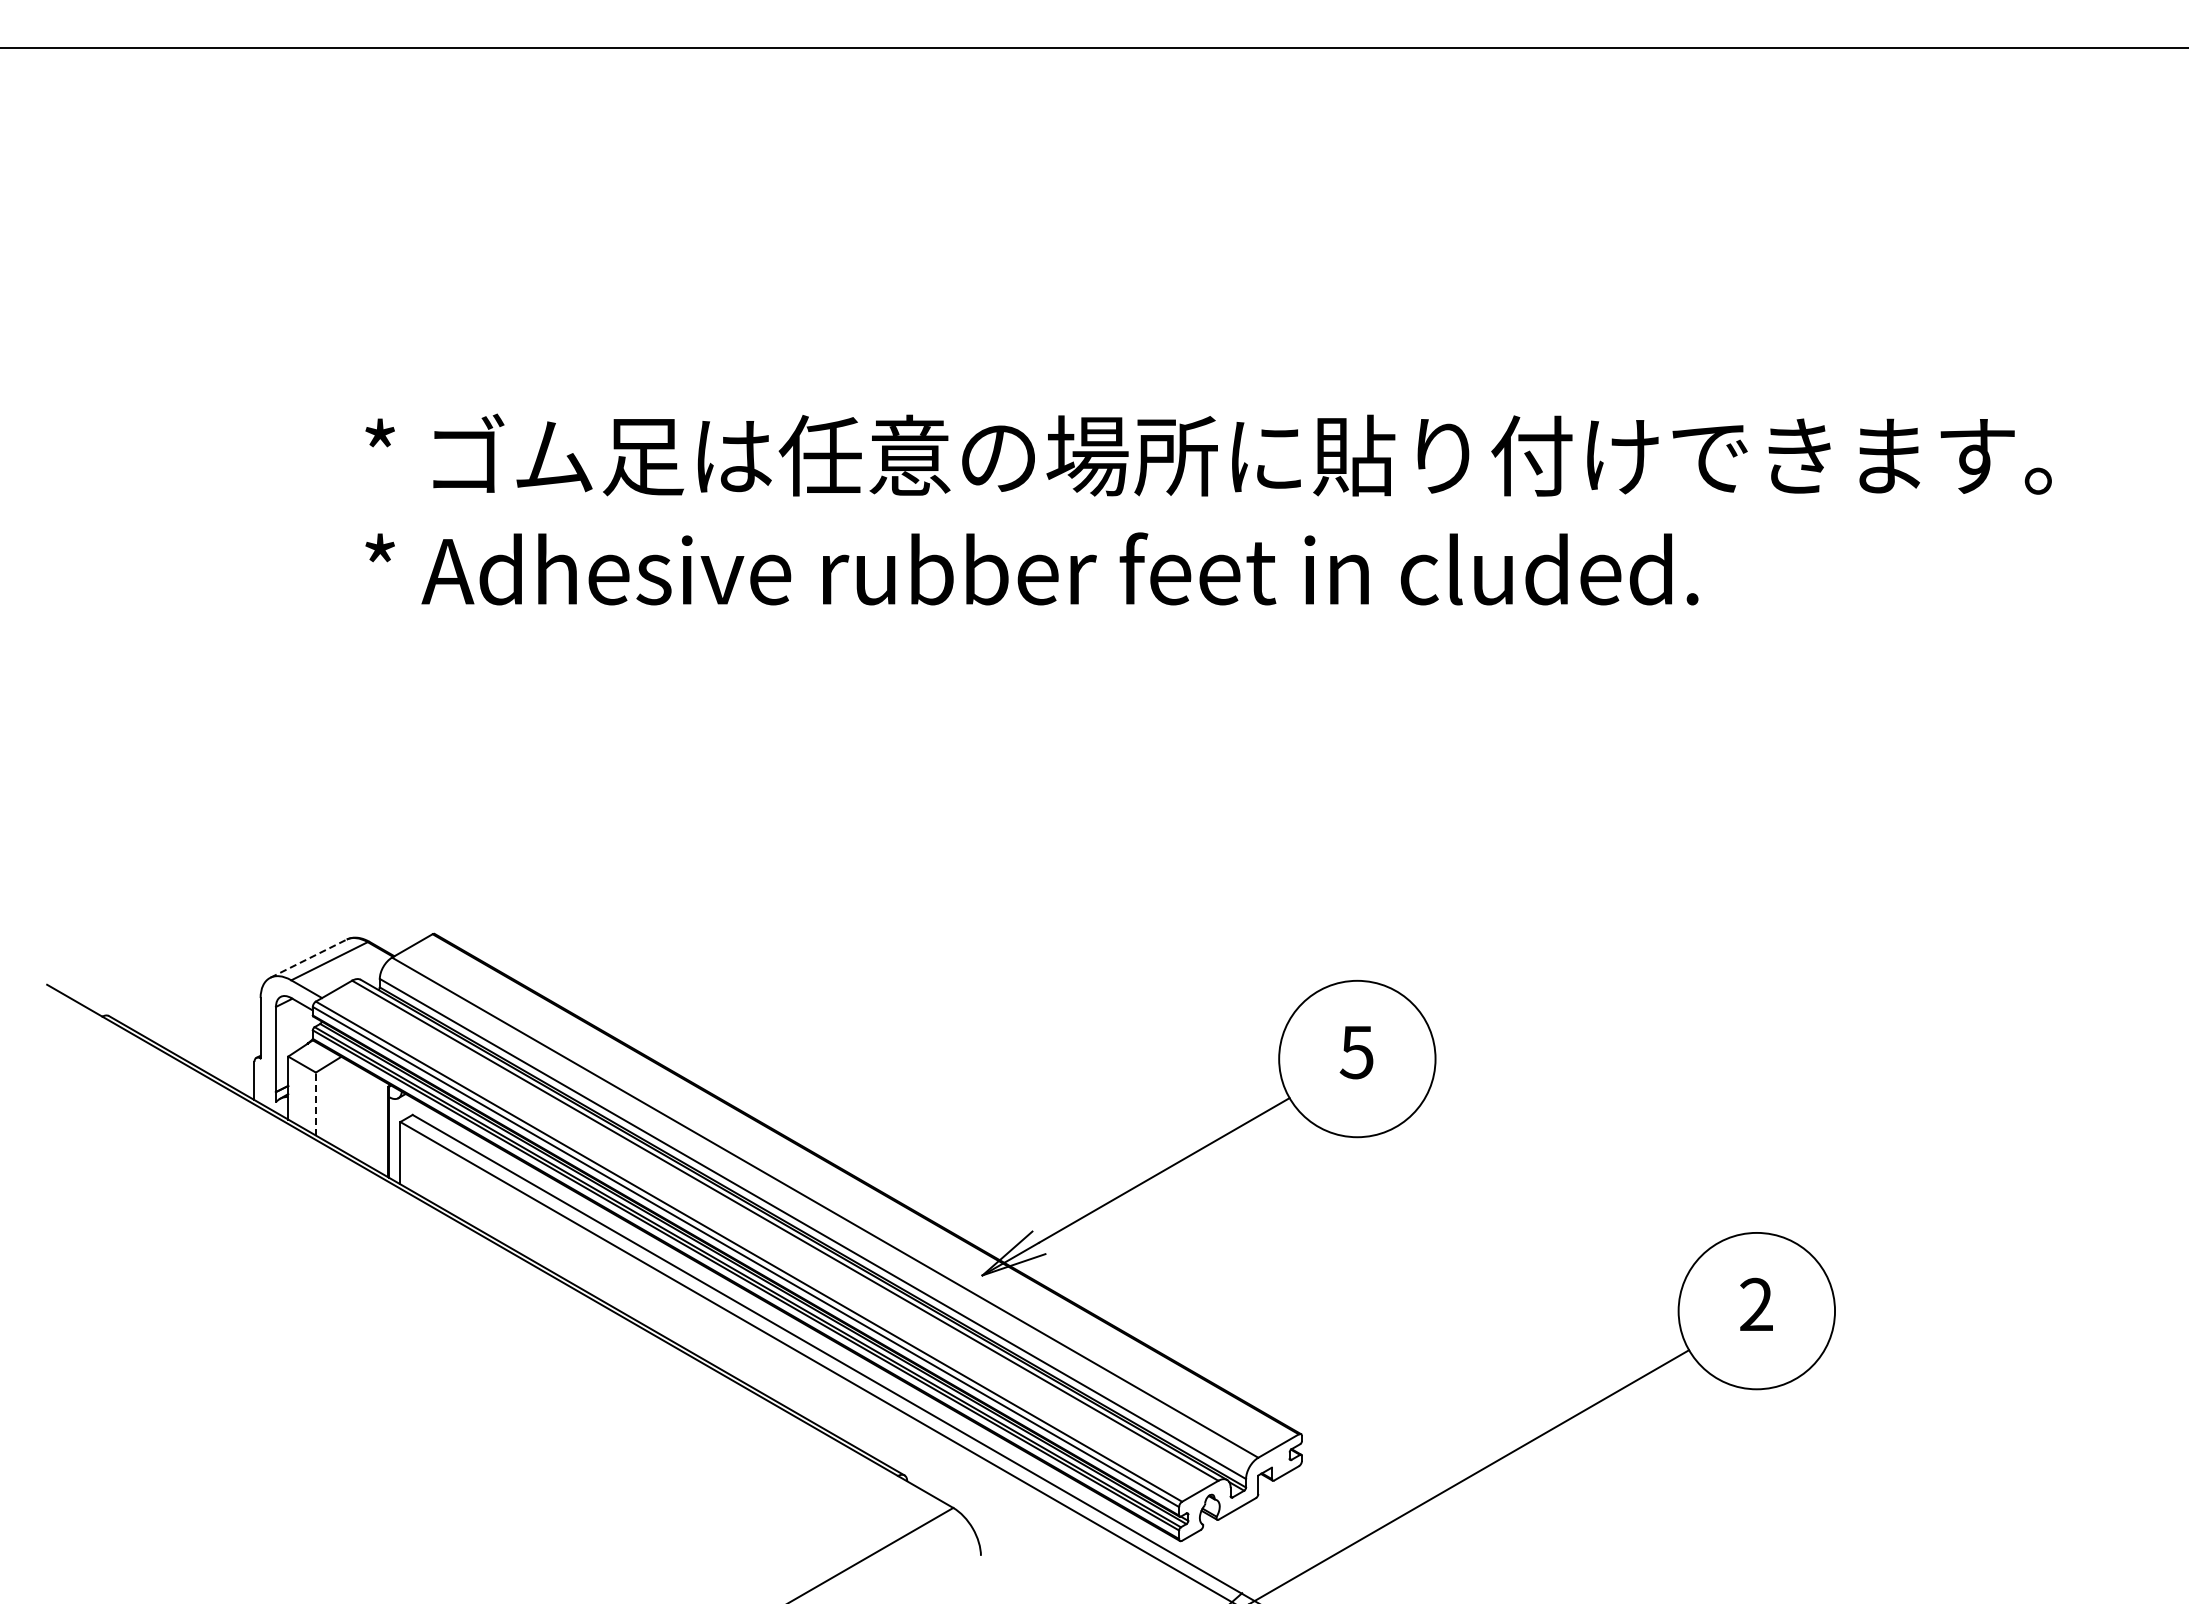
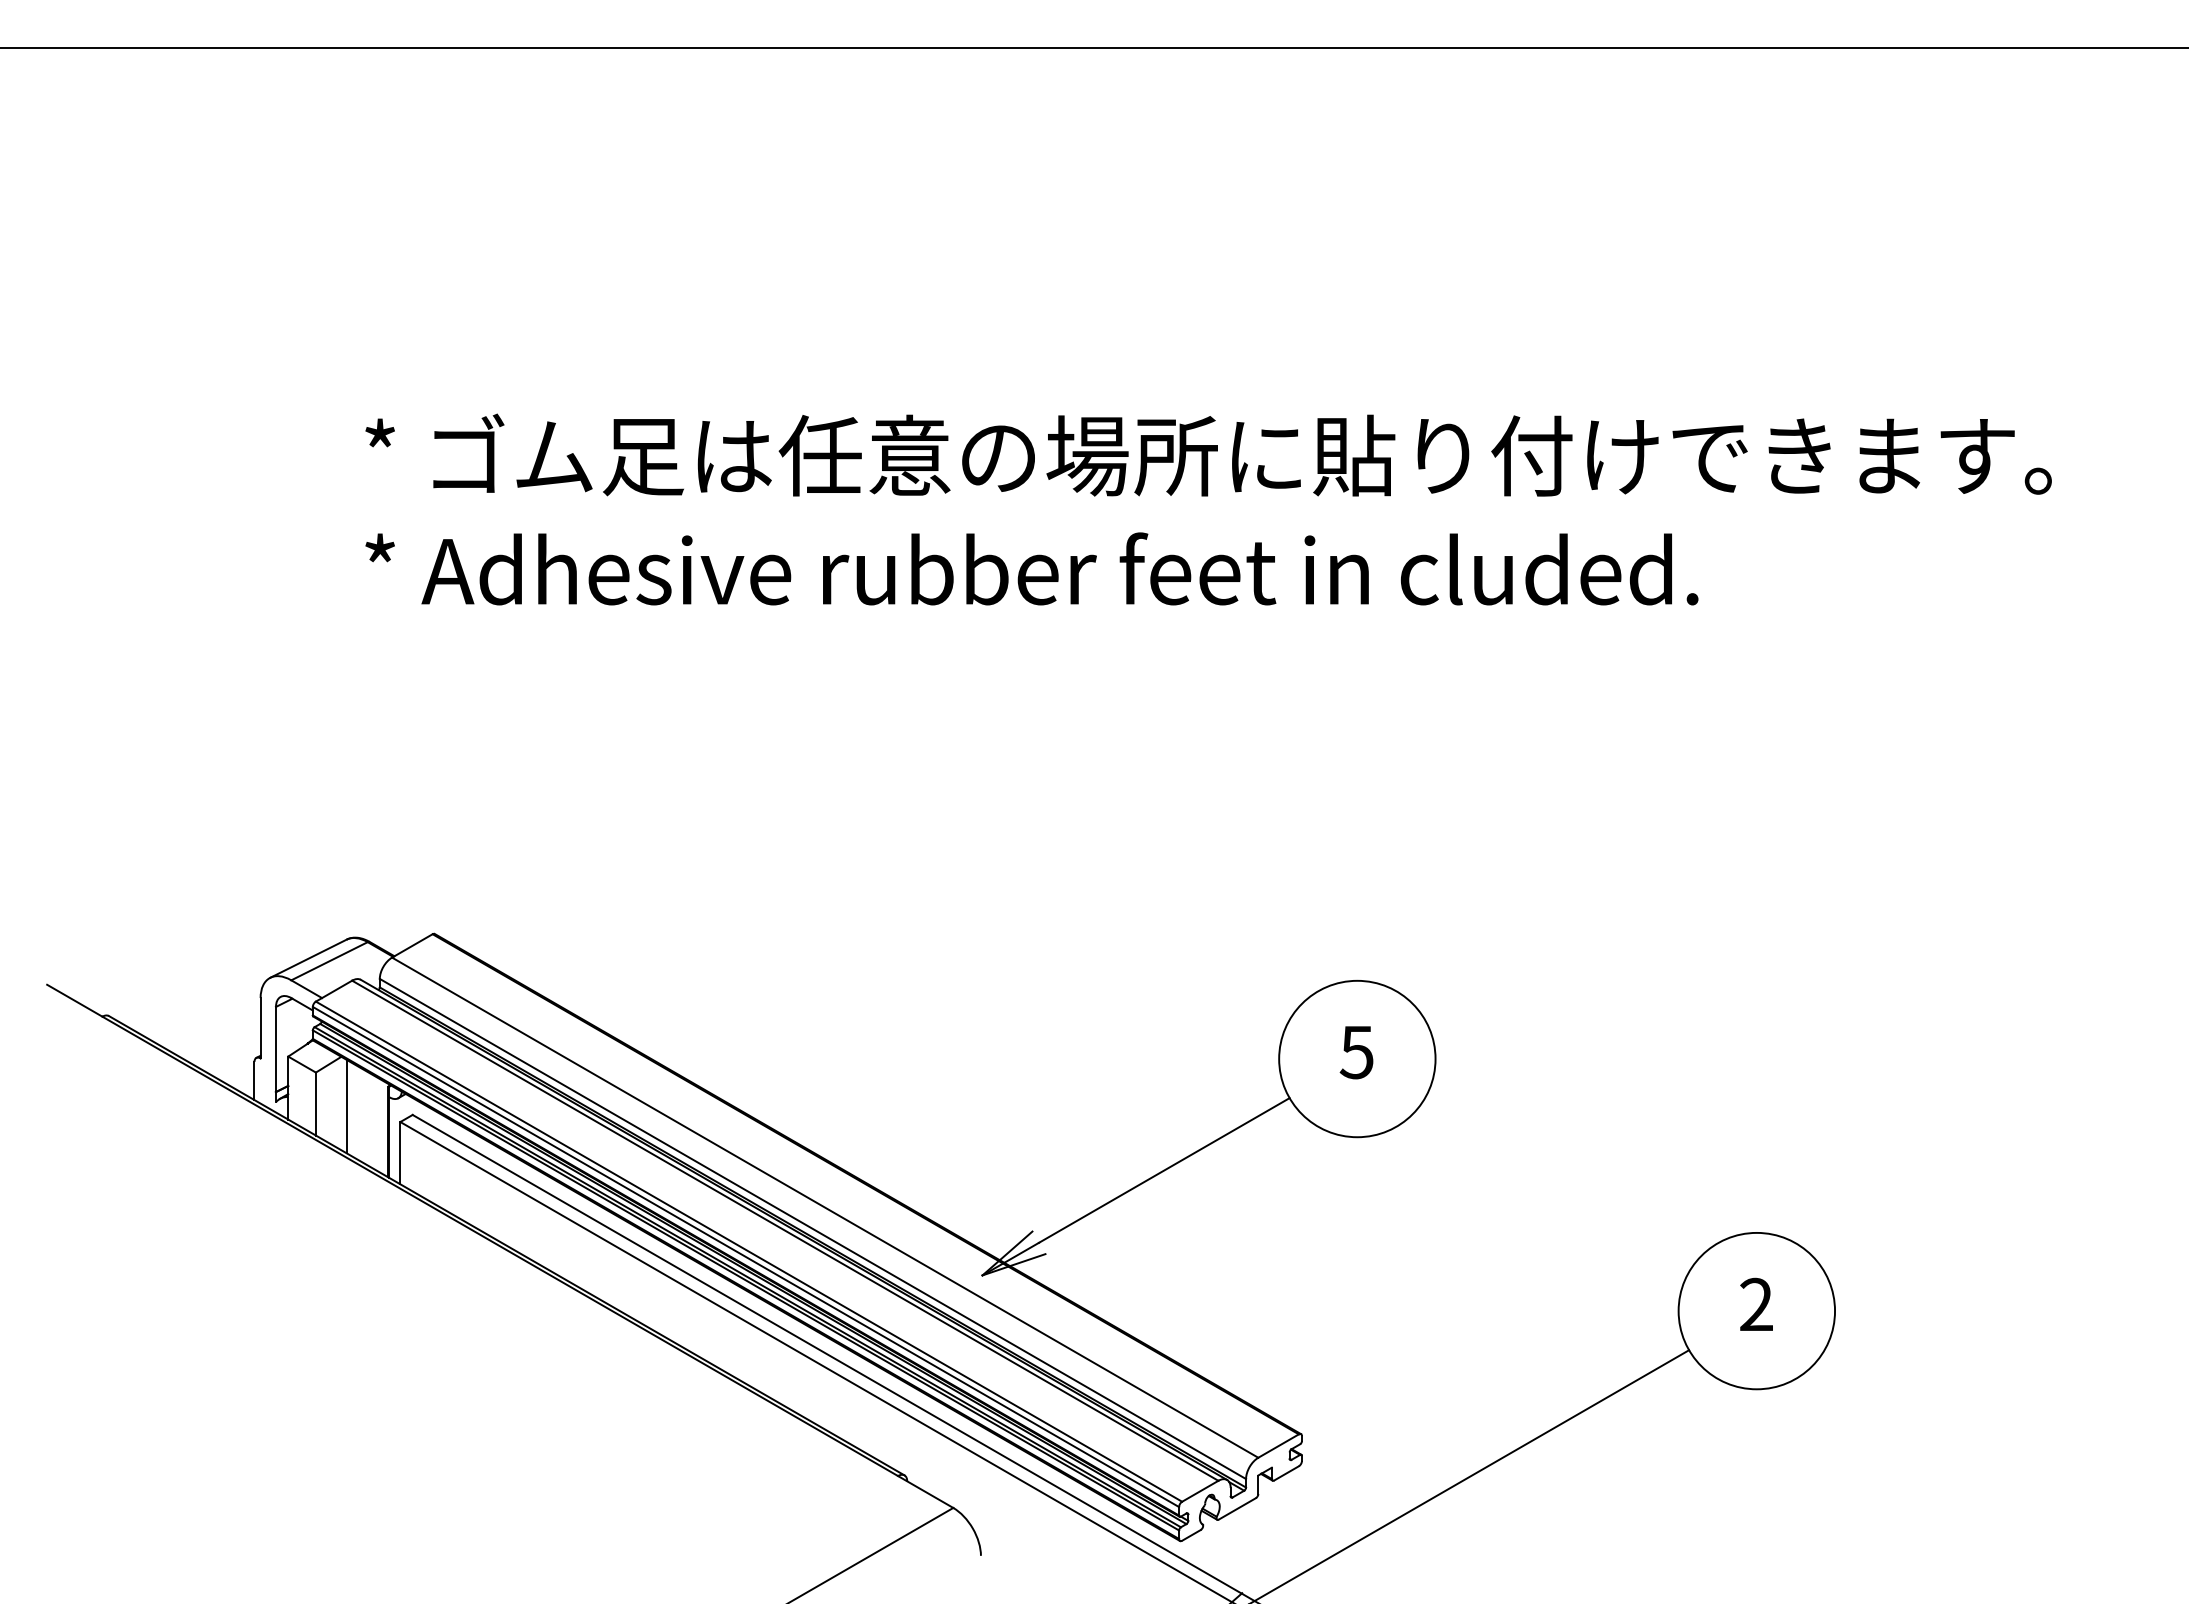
line: dashed -> solid (308, 958)
line: dashed -> solid (315, 1103)
line: none -> present (346, 1106)
